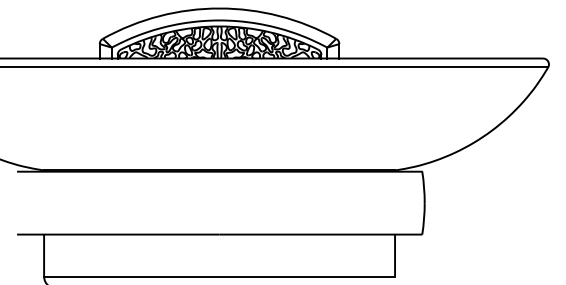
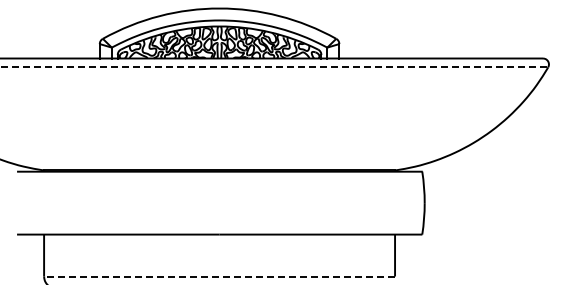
line: solid -> dashed (274, 67)
line: solid -> dashed (219, 276)
